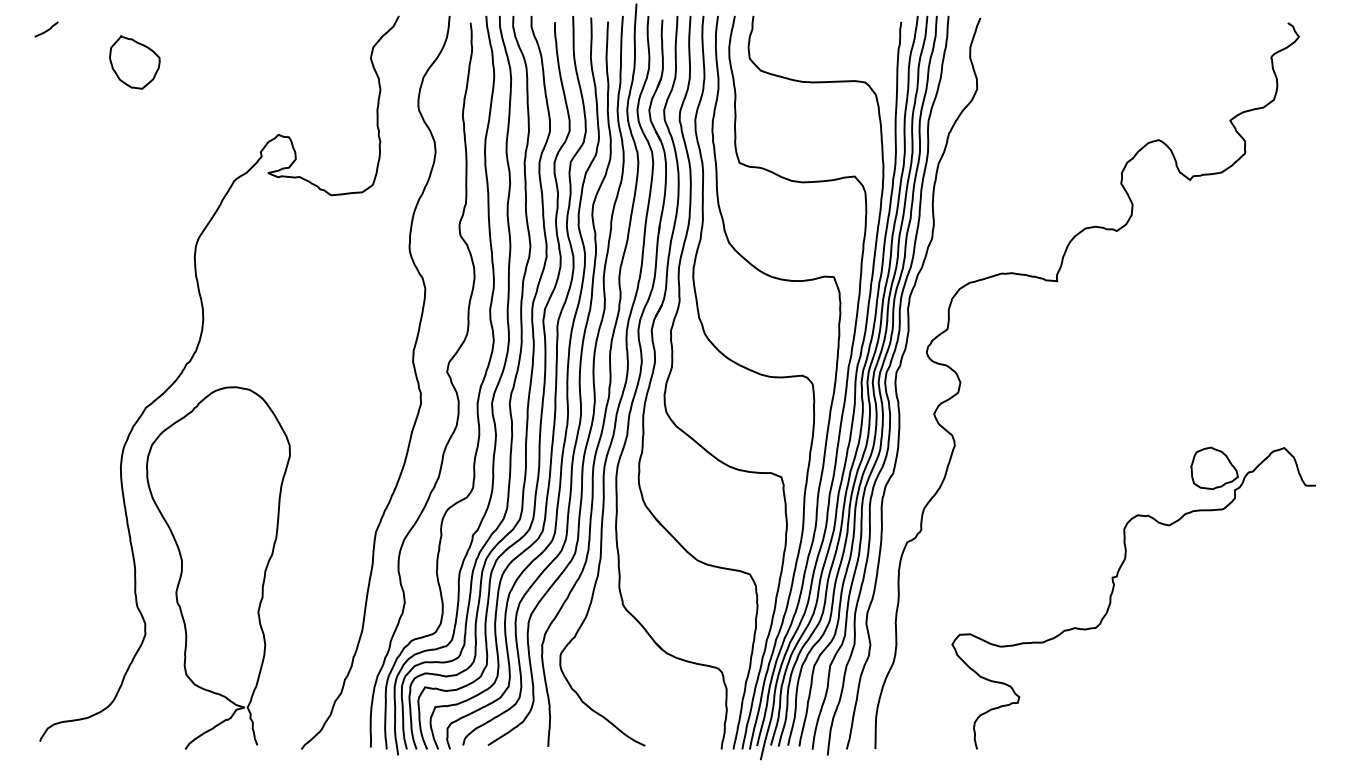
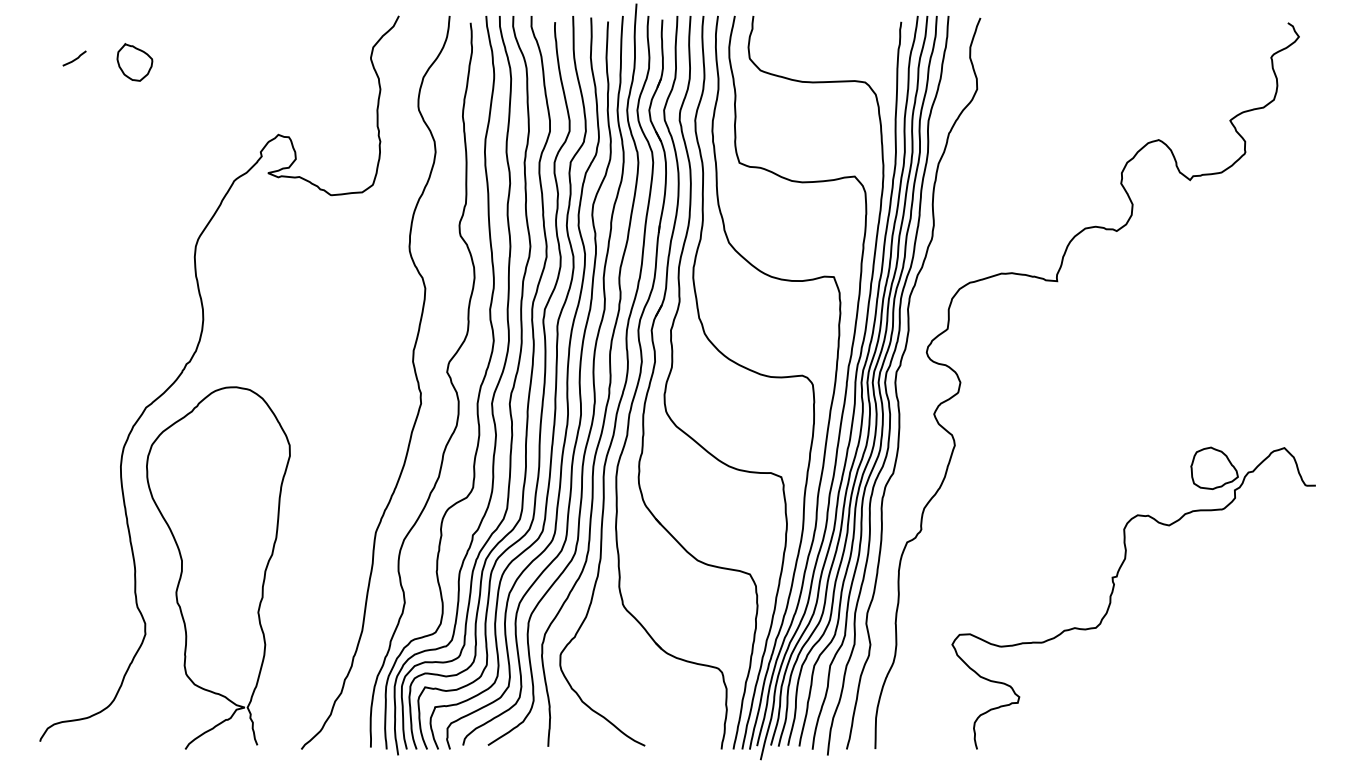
line position: (47, 29) -> (75, 58) (75, 58)
part size: 52x55 px -> 38x39 px (134, 62)
